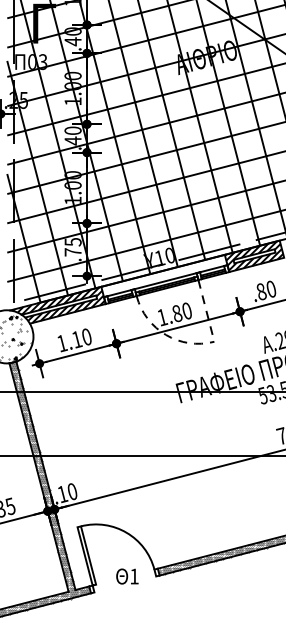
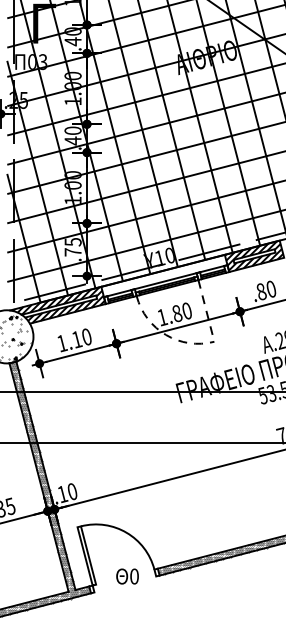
line position: (142, 456) -> (142, 443) (142, 443)
text: 1 -> 0 (134, 576)
